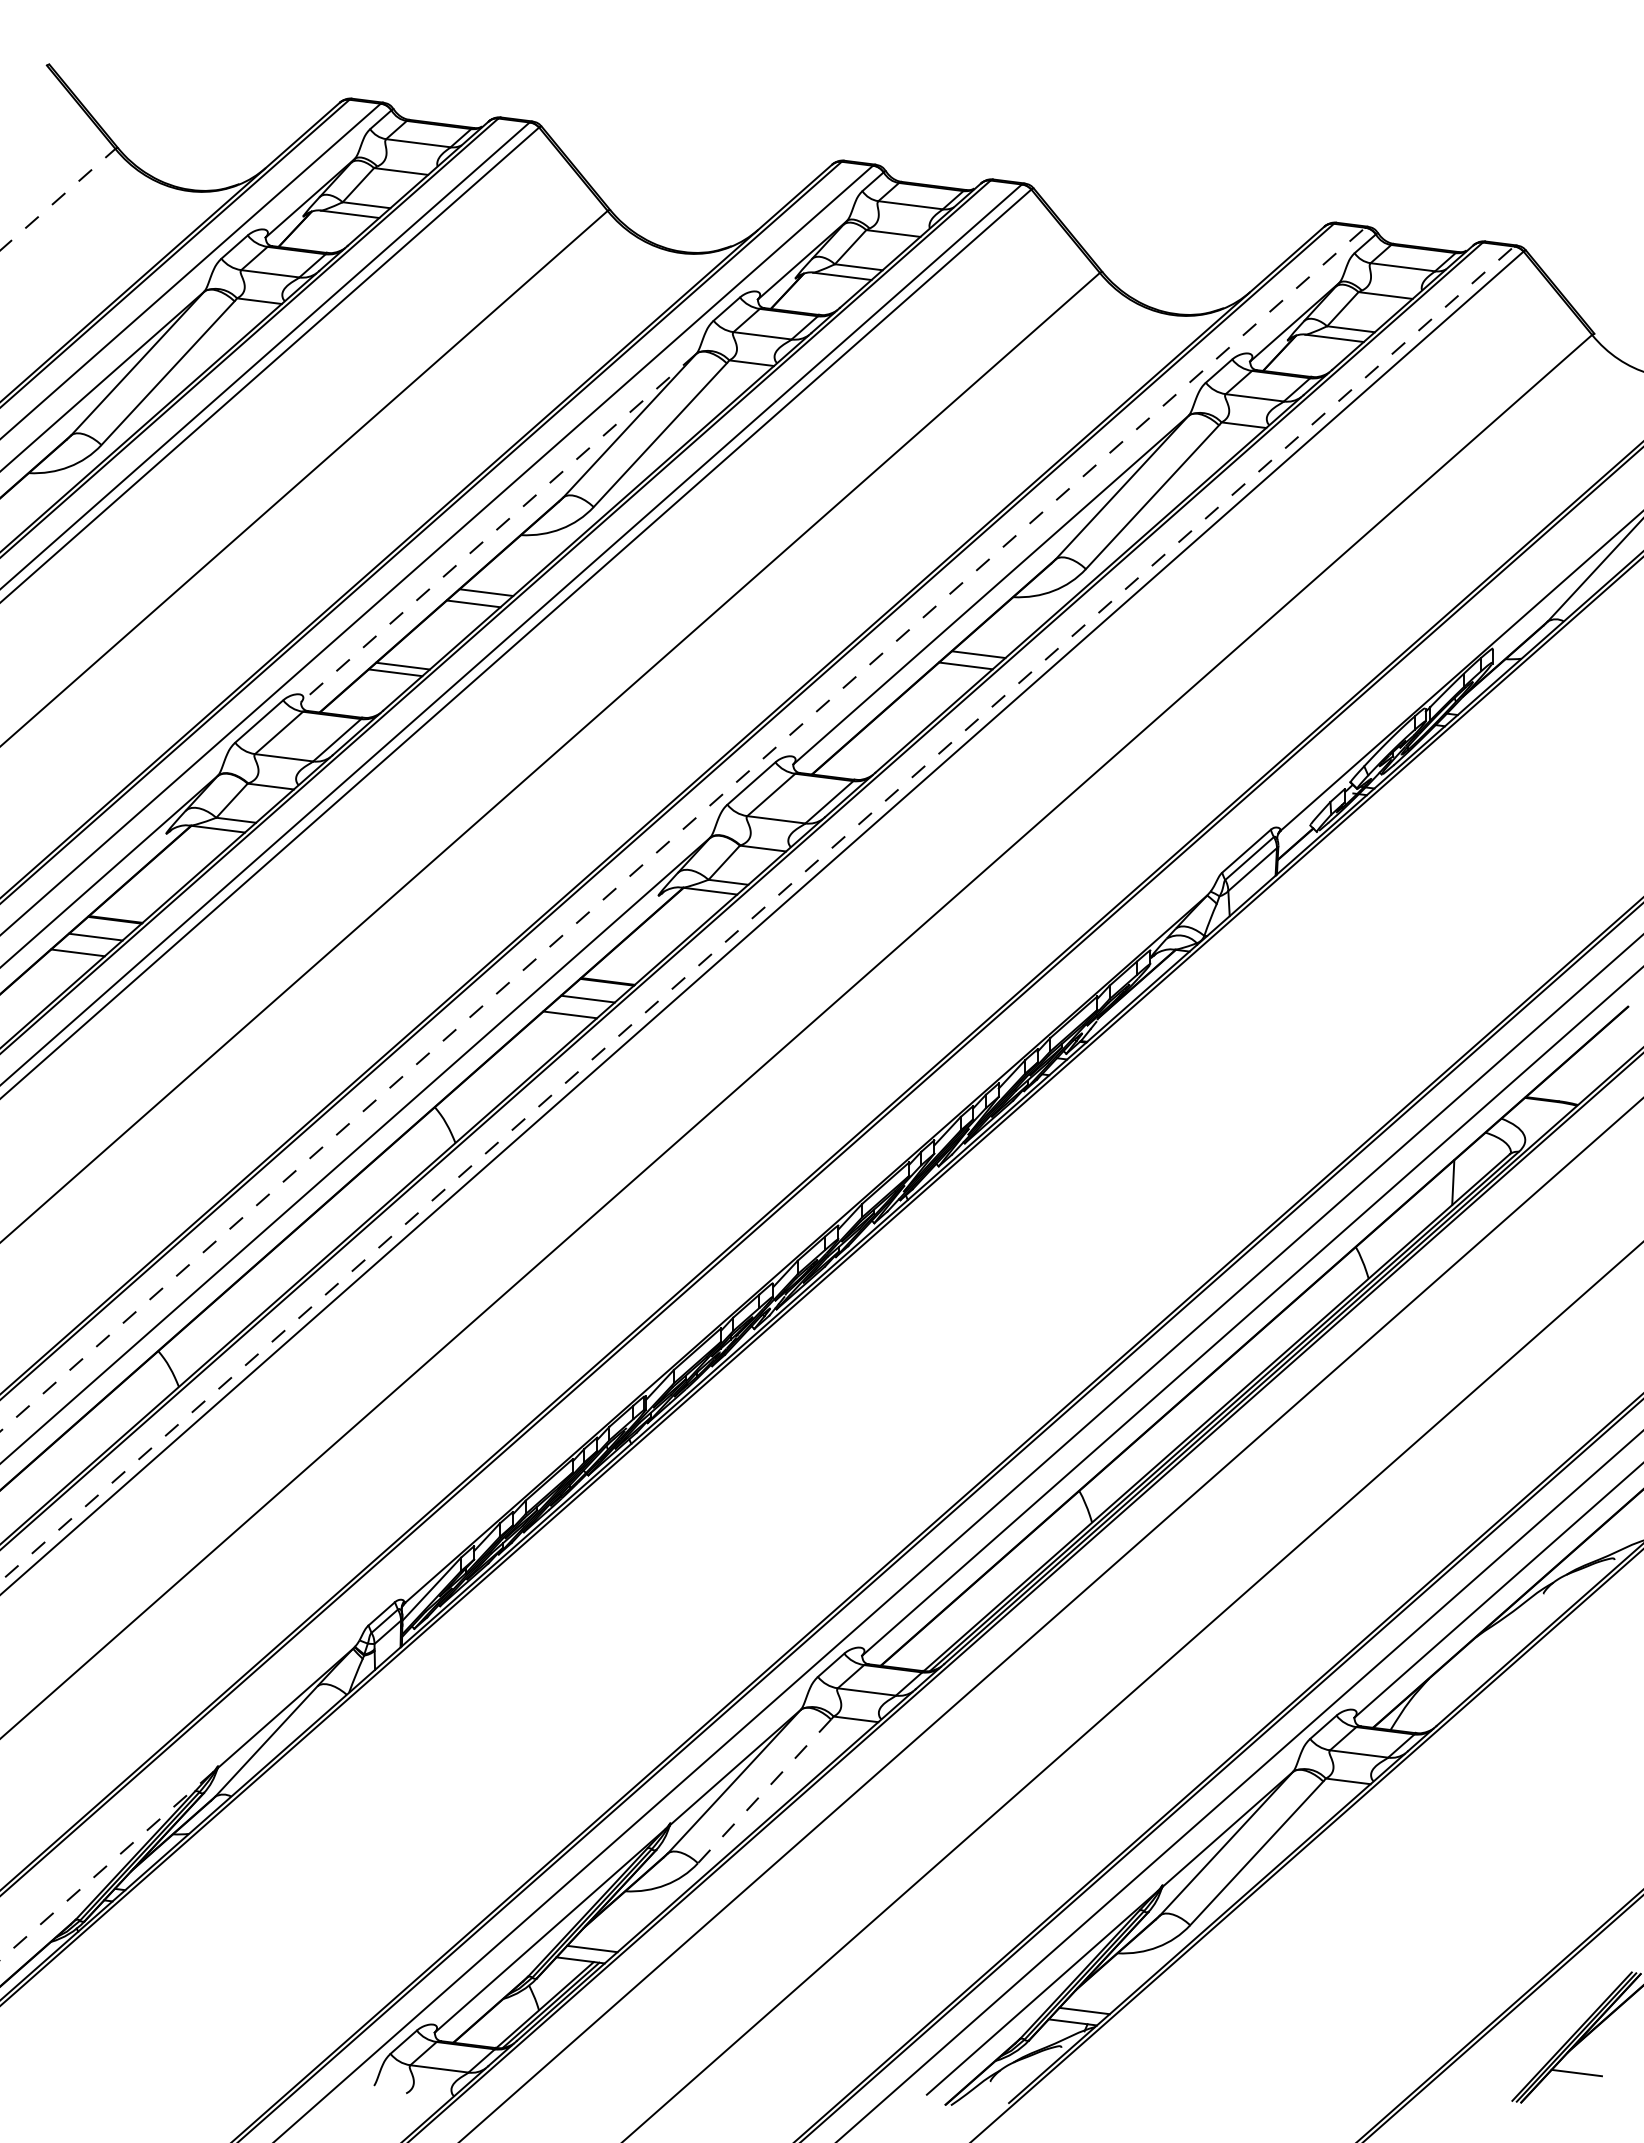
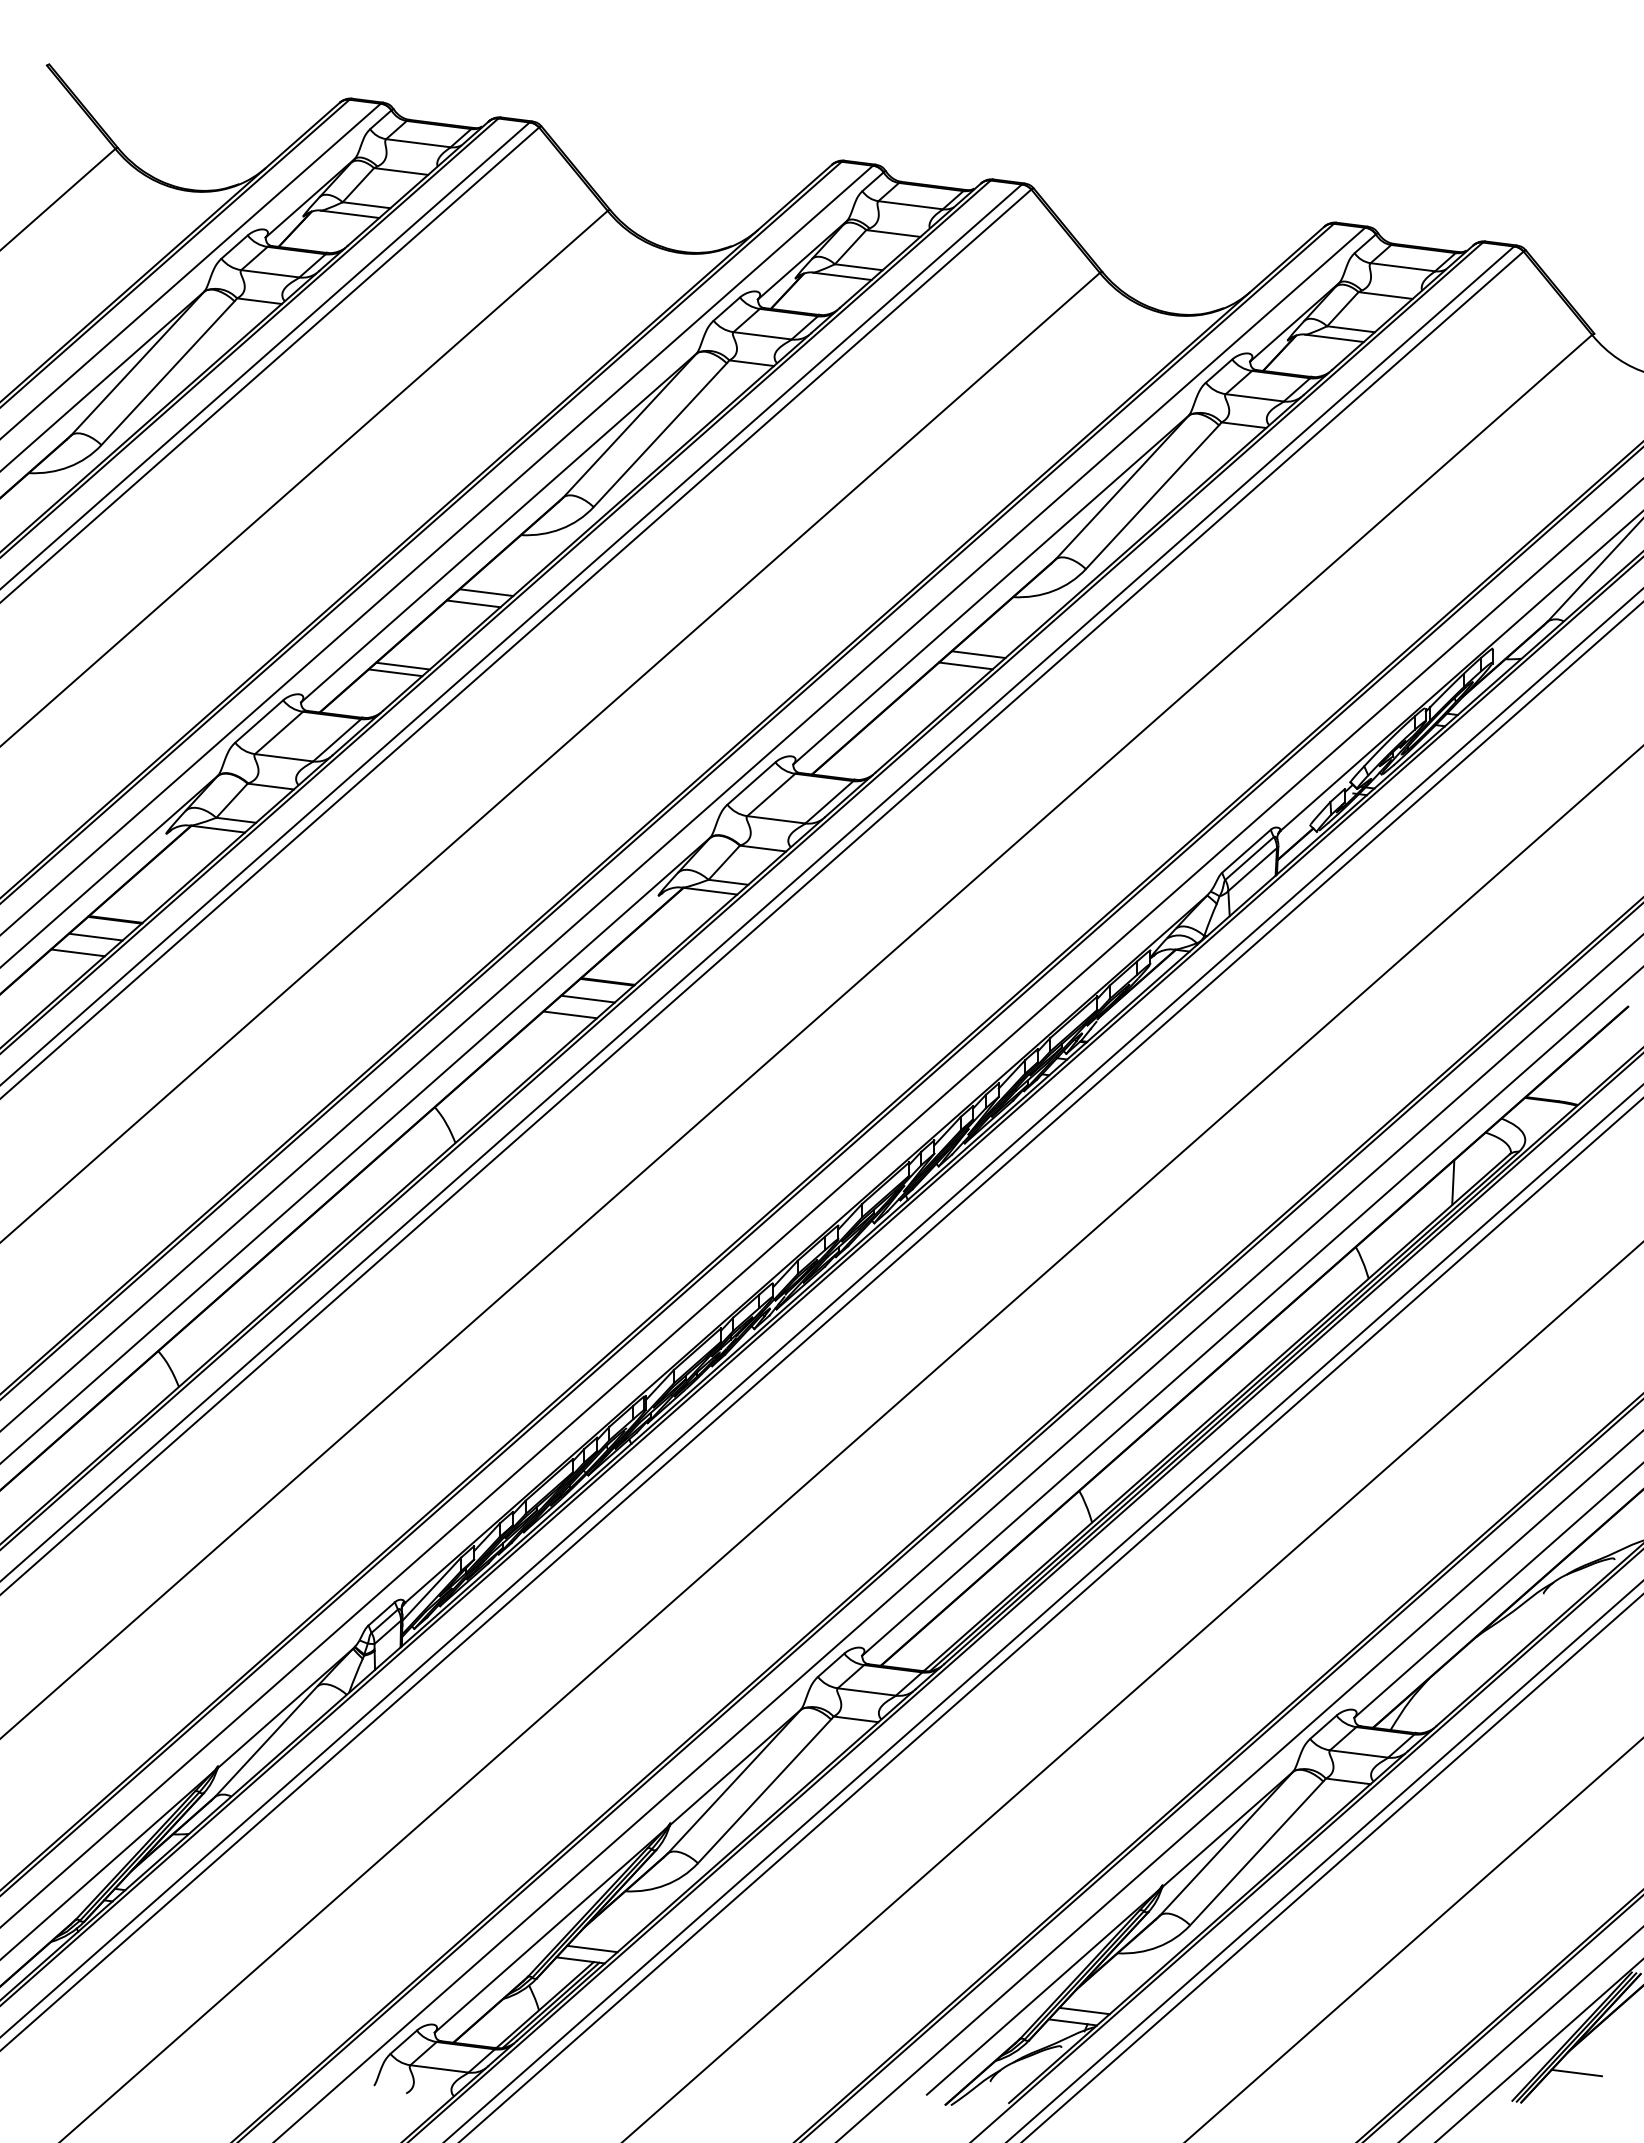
line: dashed -> solid (58, 199)
line: dashed -> solid (498, 528)
line: dashed -> solid (682, 829)
line: dashed -> solid (757, 913)
line: none -> present (821, 1202)
line: none -> present (821, 1312)
line: none -> present (821, 1326)
line: none -> present (851, 1443)
line: none -> present (1043, 1613)
line: dashed -> solid (764, 1791)
line: none -> present (1324, 1861)
line: dashed -> solid (106, 1866)
line: none -> present (1332, 1867)
line: none -> present (1414, 1939)
line: none -> present (1520, 2034)
line: none -> present (1539, 2050)
